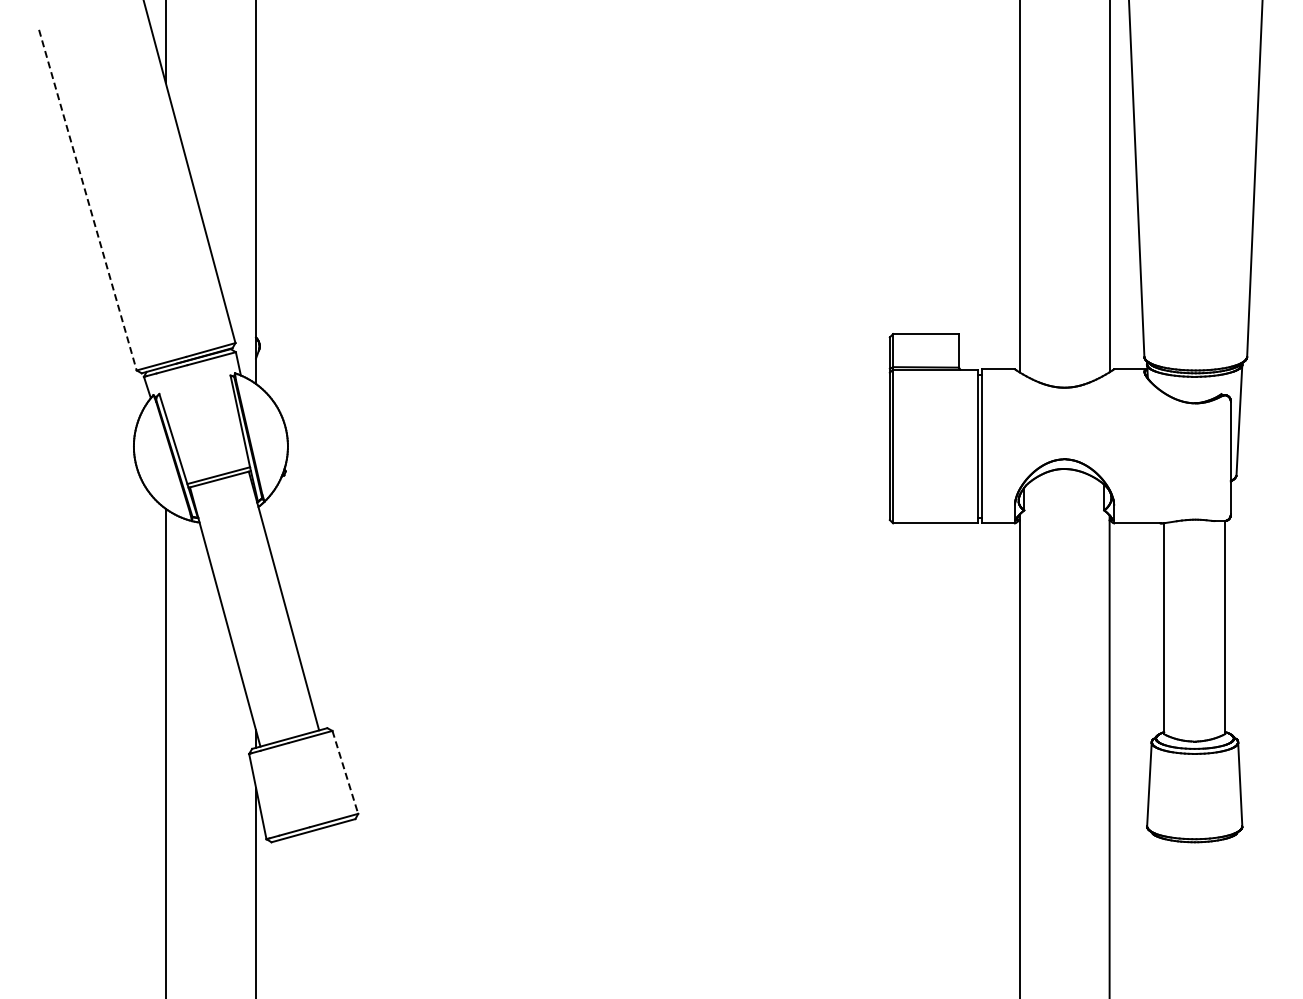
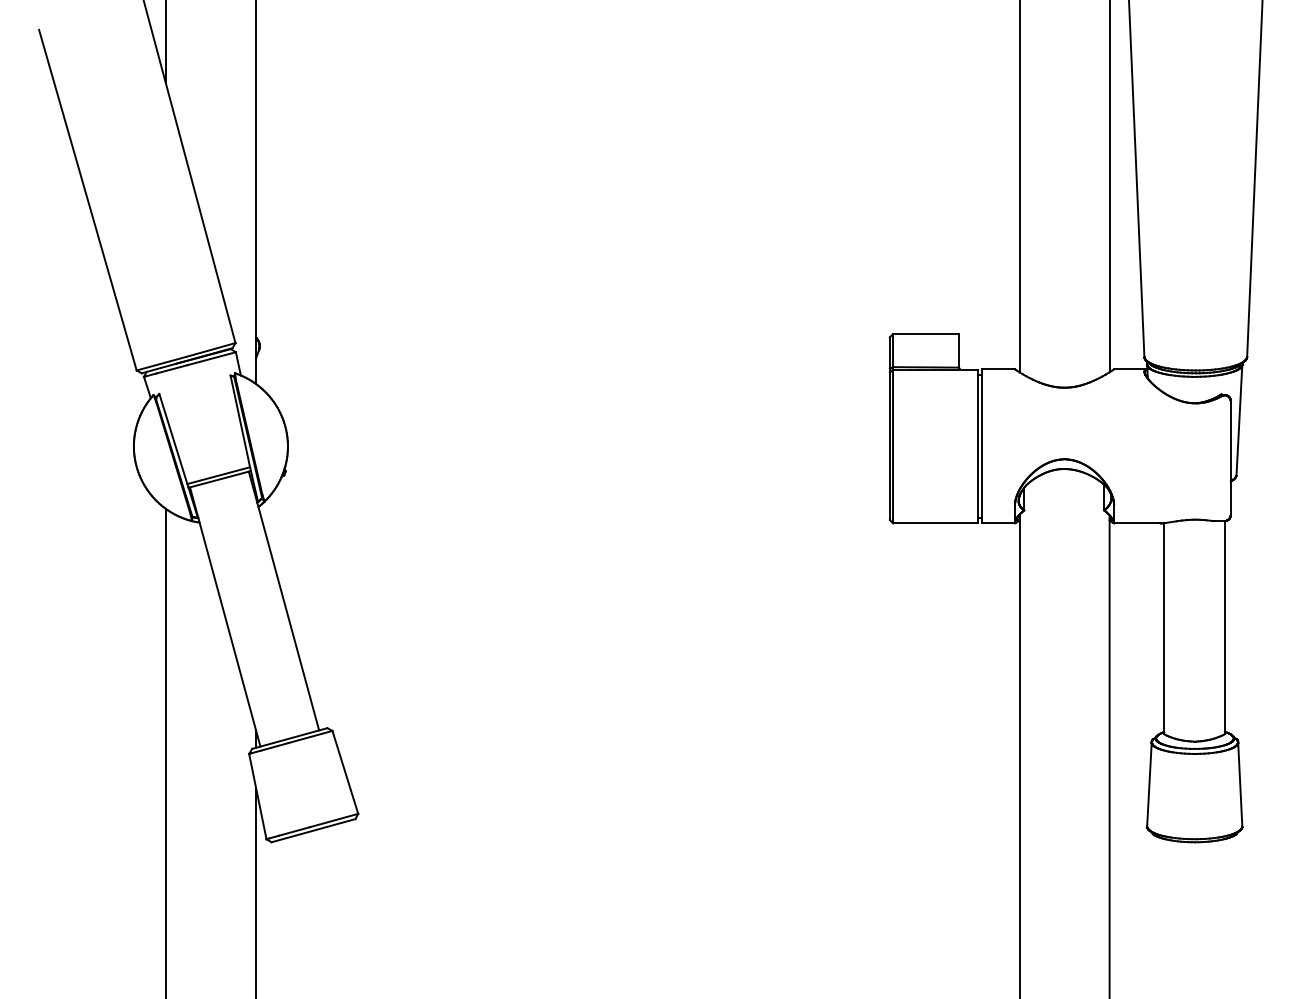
line: dashed -> solid (88, 200)
line: dashed -> solid (345, 772)
